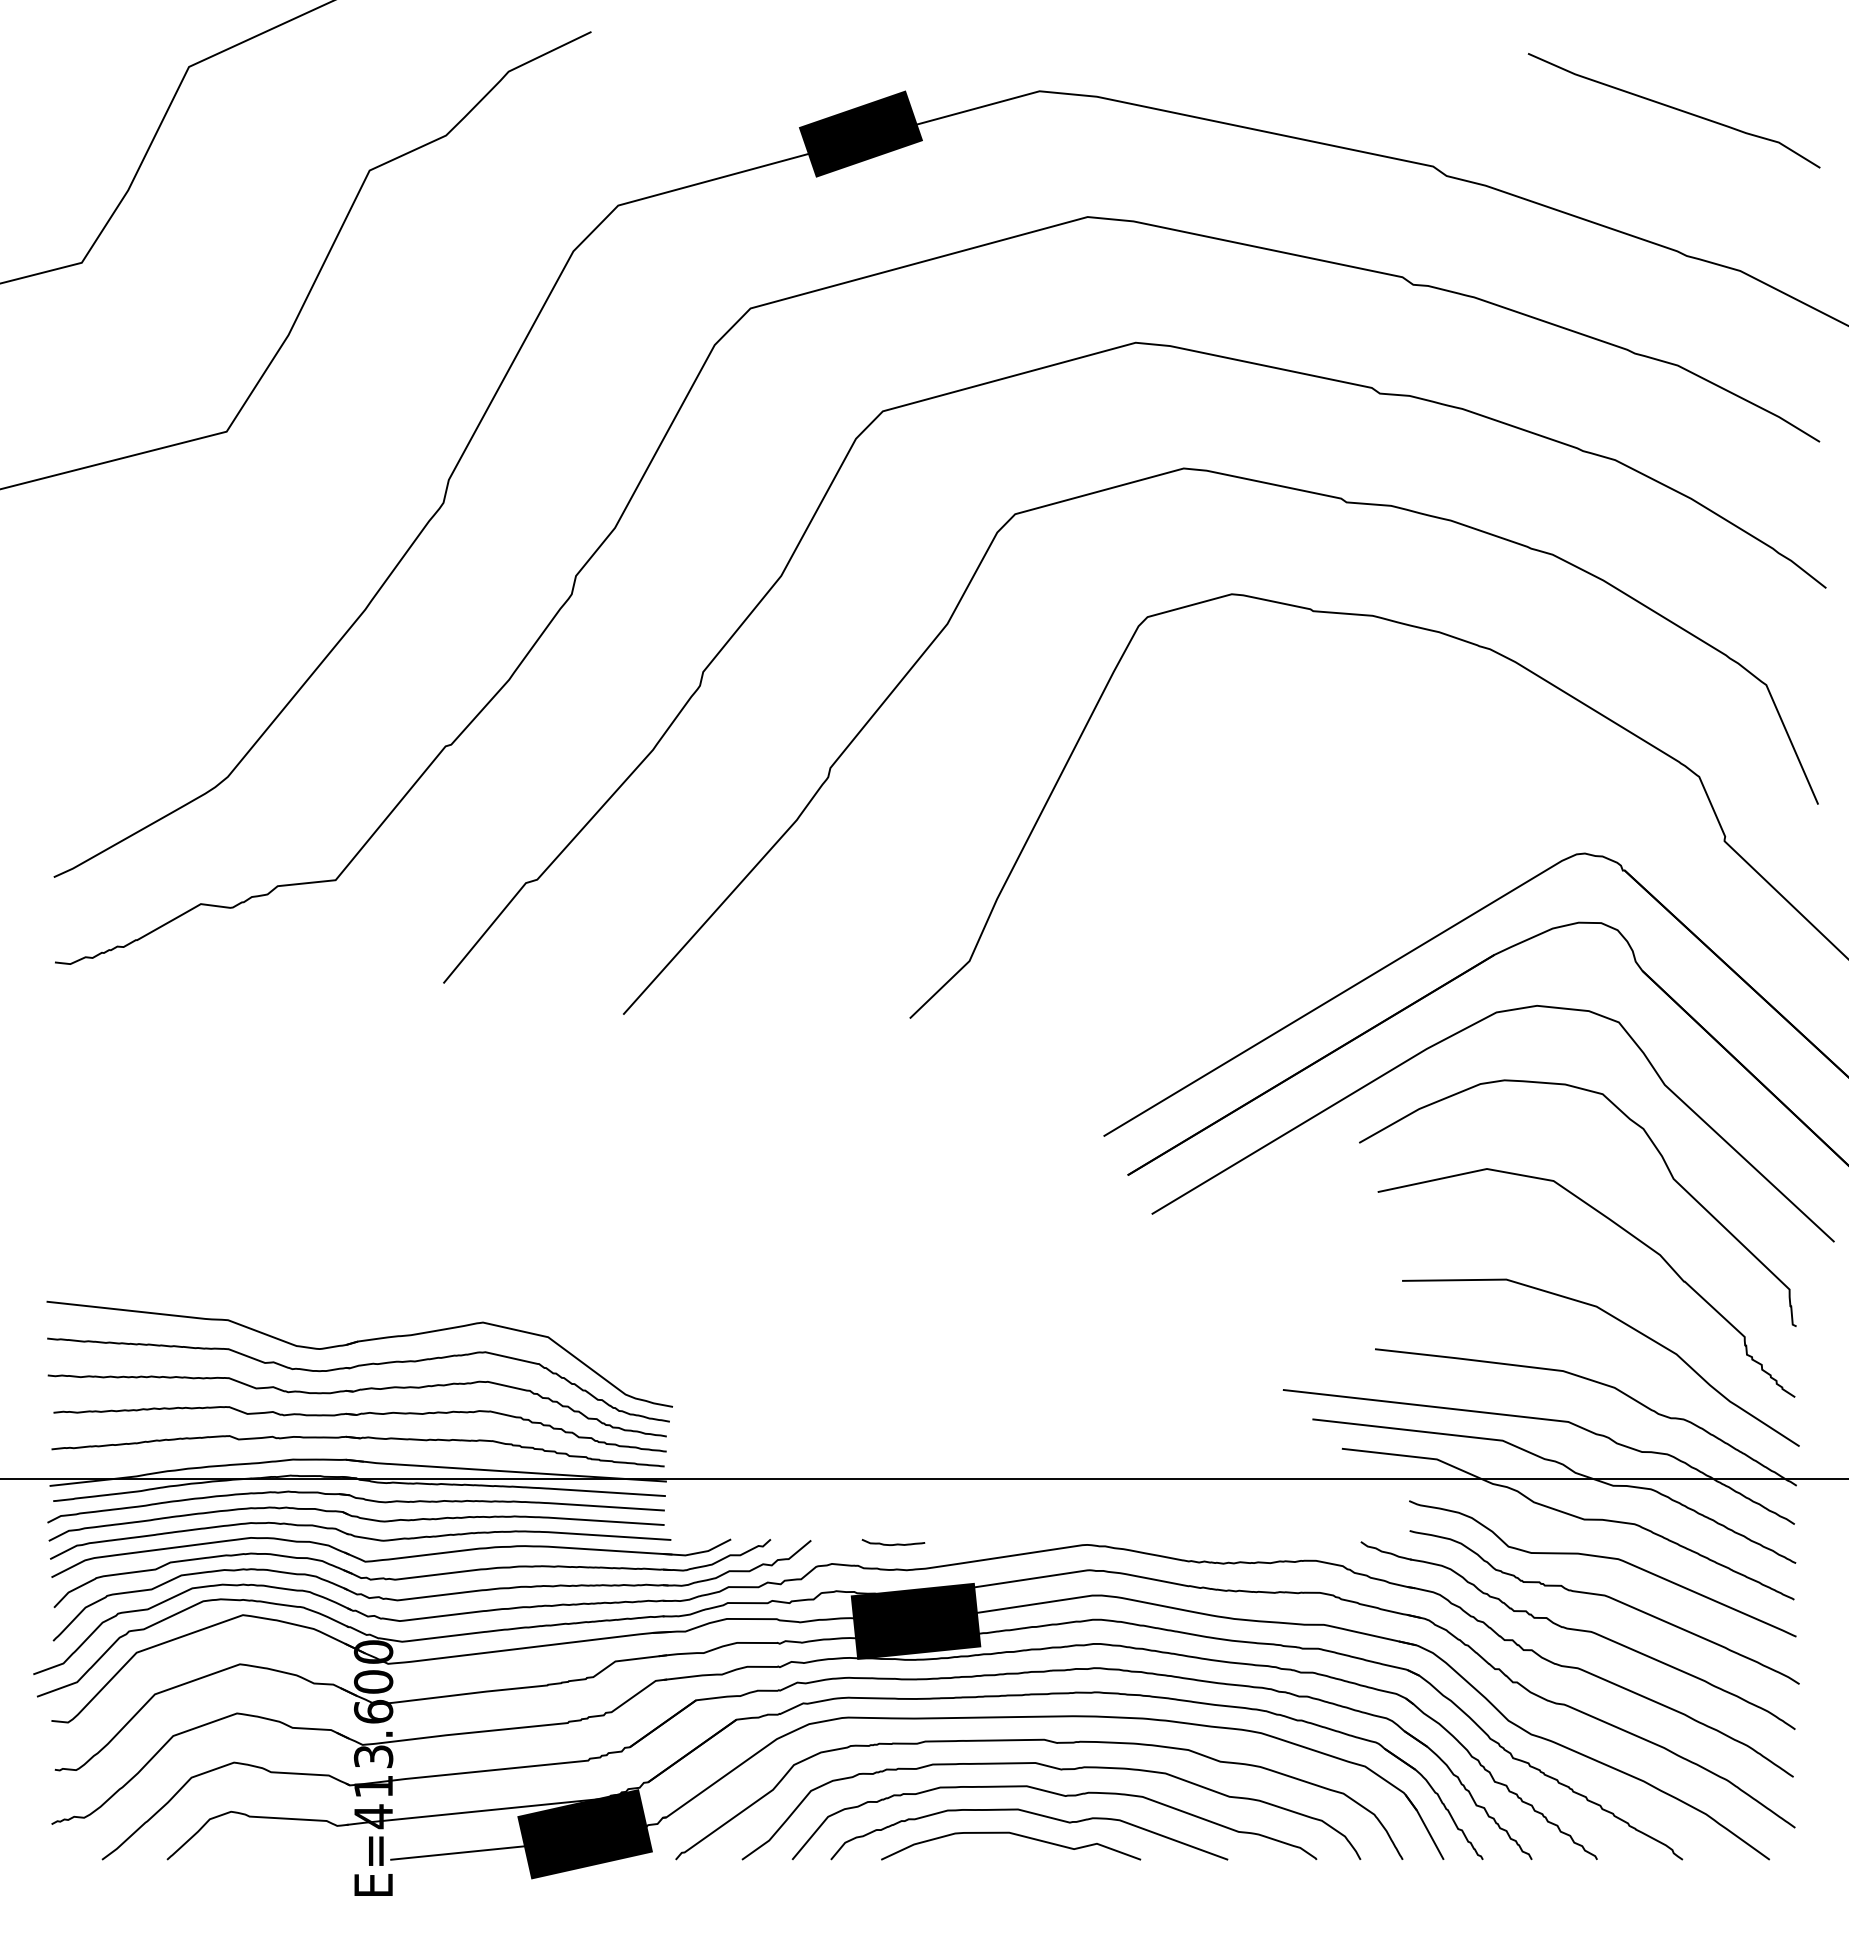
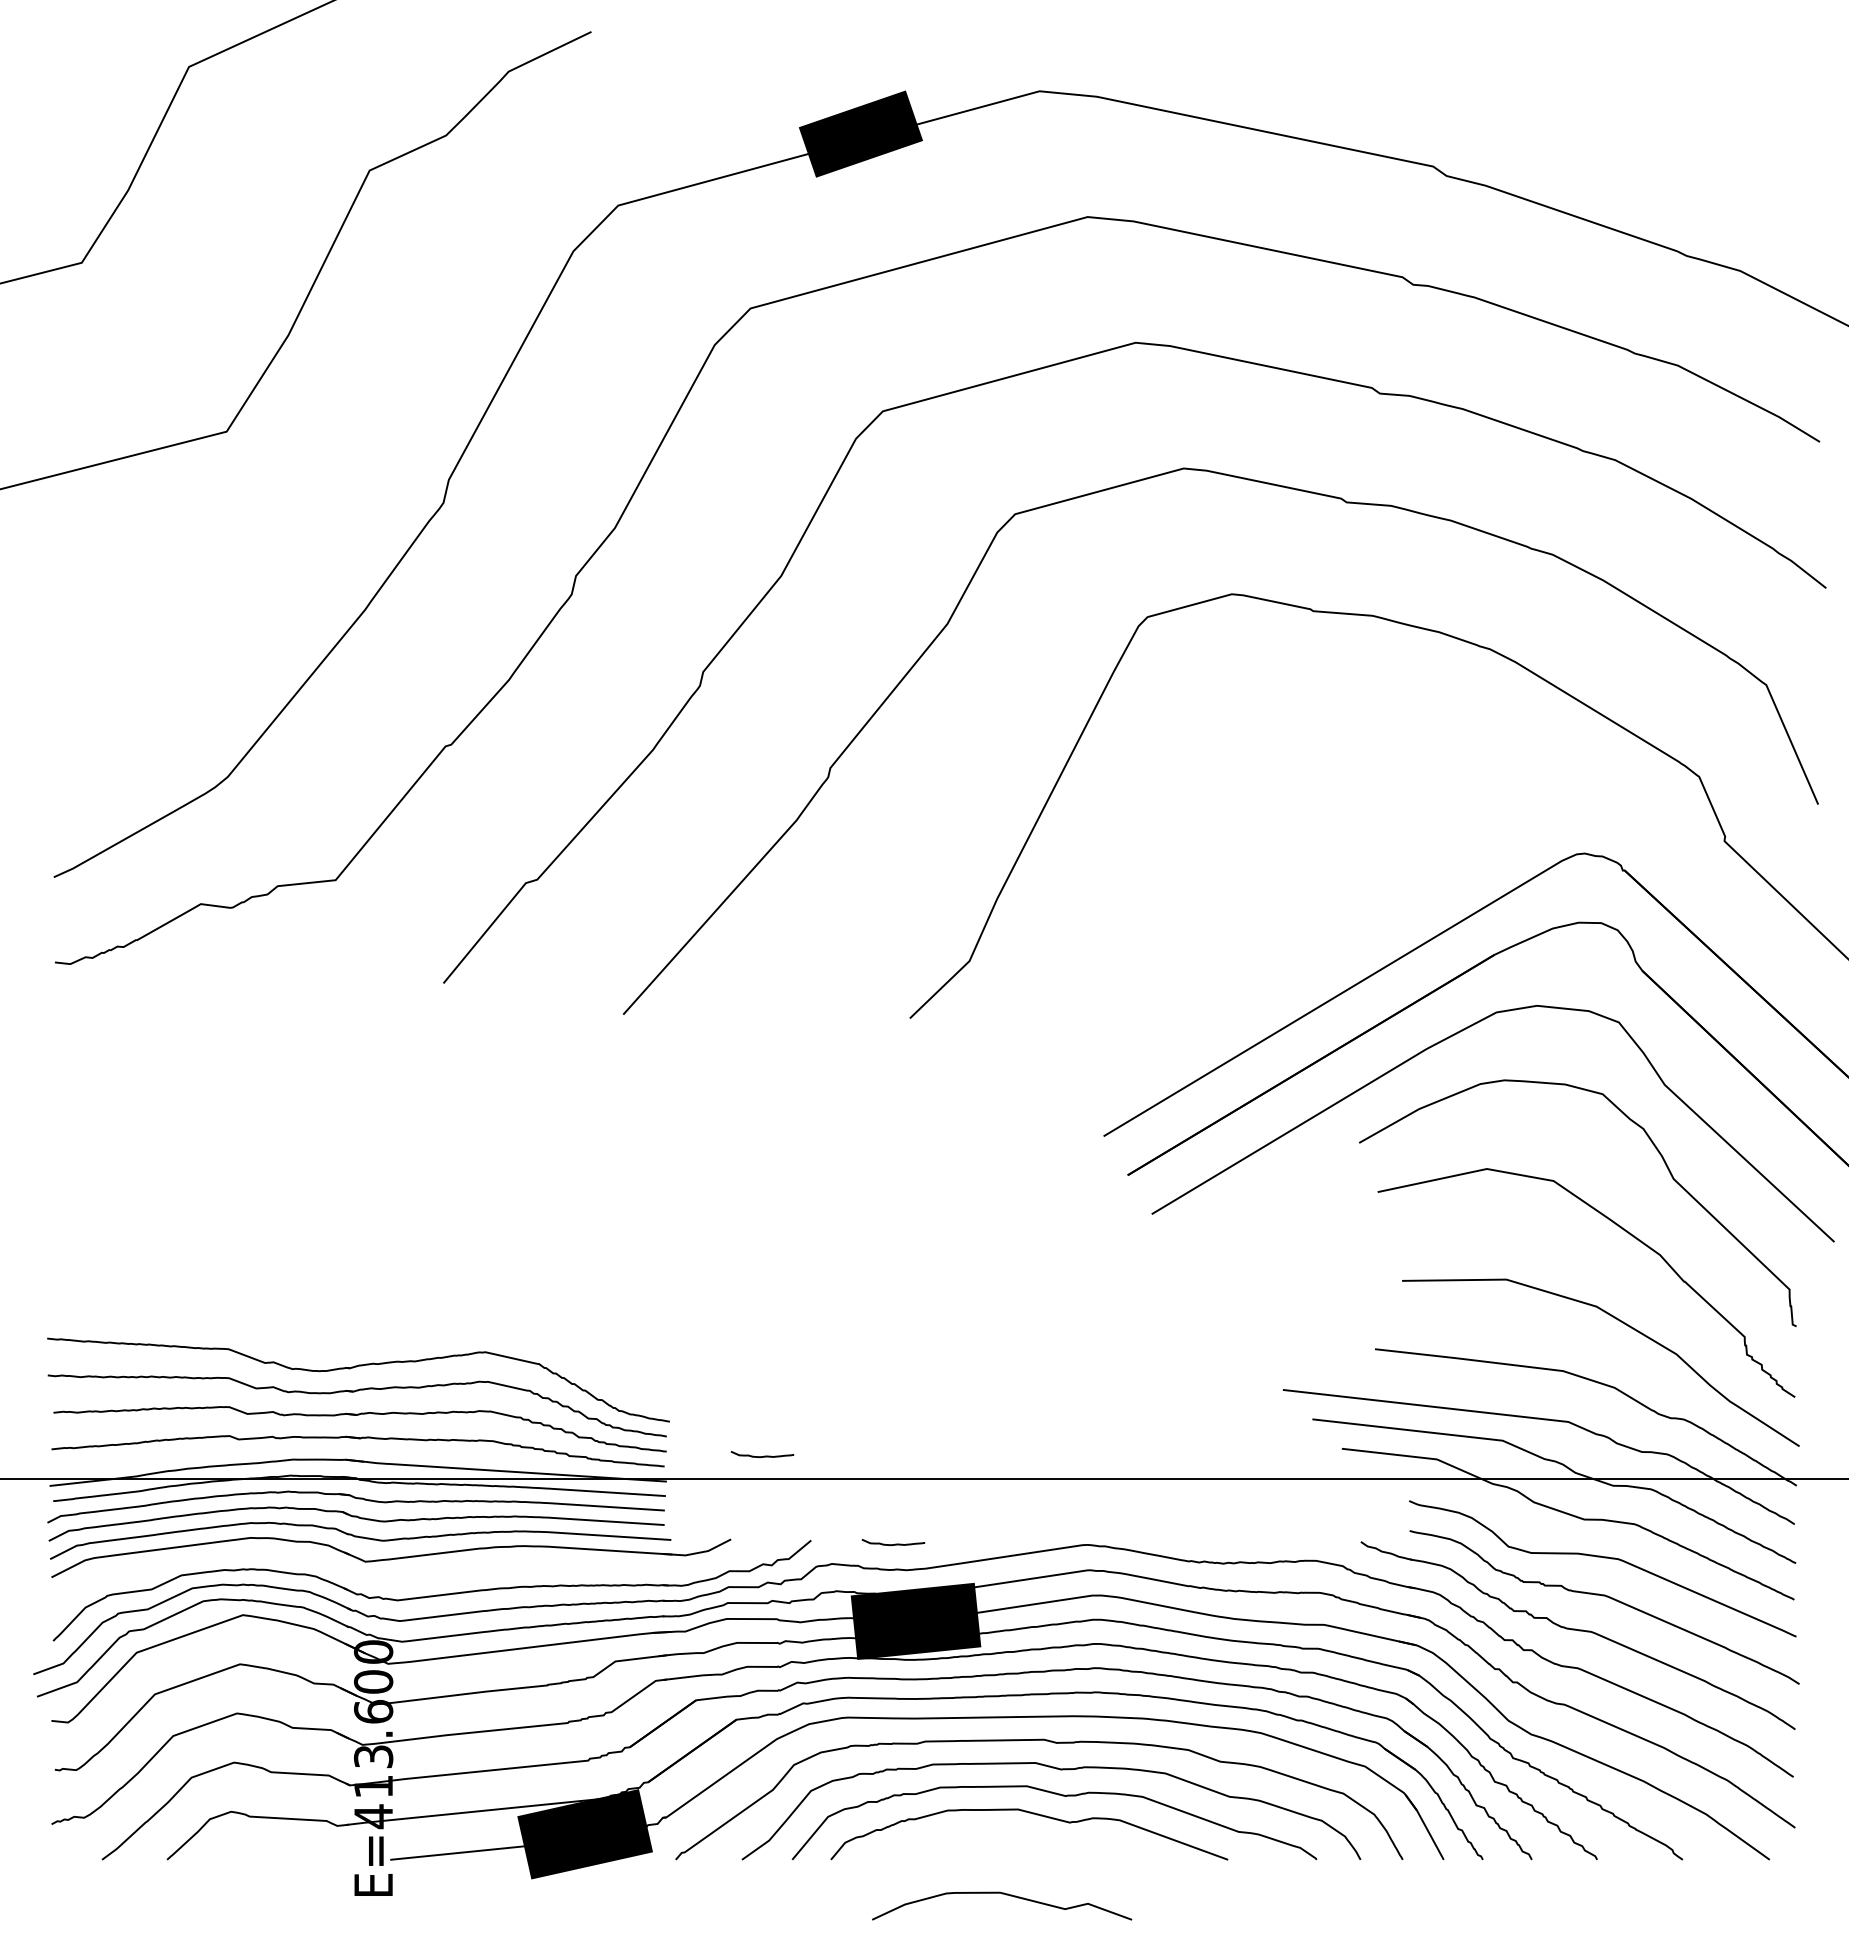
curve: present -> none (1674, 109)
part: present -> none (355, 1343)
curve: none -> present (762, 1456)
part: present -> none (412, 1573)
curve position: (1015, 1835) -> (1006, 1895) (1006, 1895)
